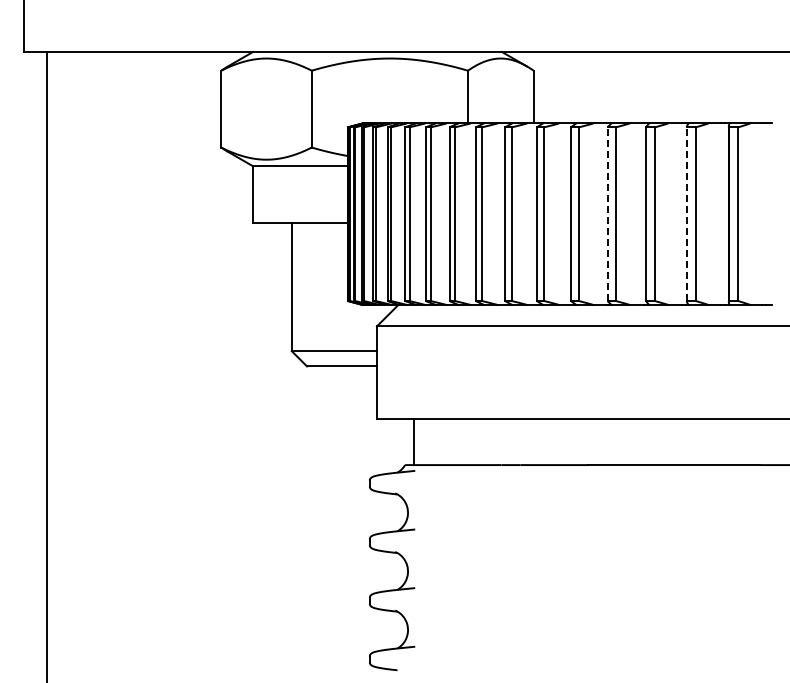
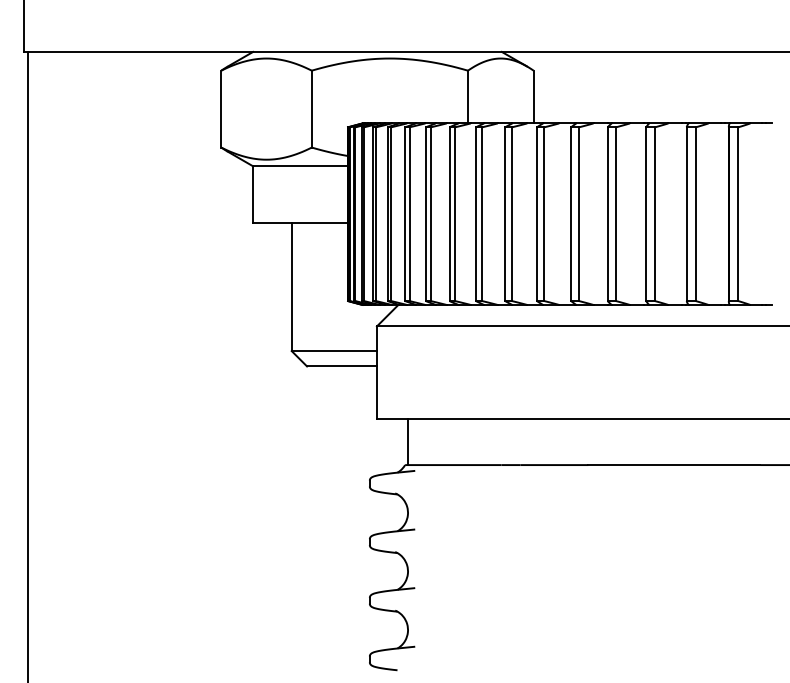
line: dashed -> solid (607, 214)
line: dashed -> solid (686, 214)
line position: (47, 365) -> (28, 365) (28, 365)
line position: (414, 442) -> (408, 442) (408, 442)
